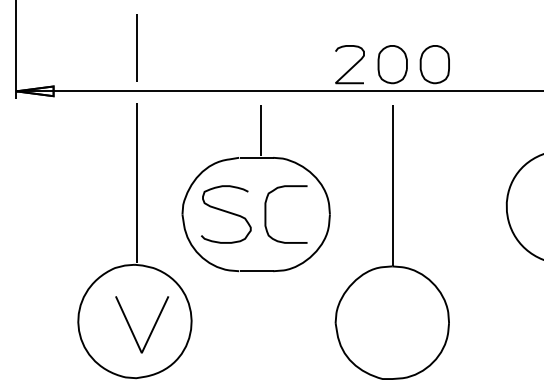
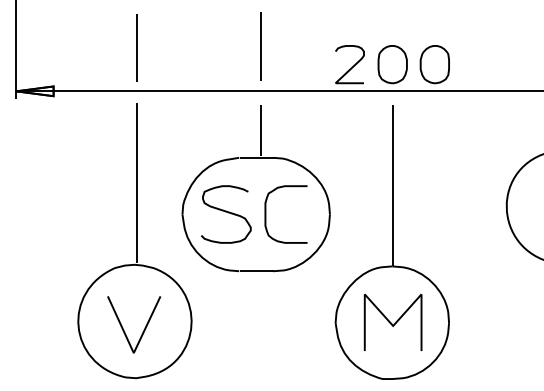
line: none -> present (260, 46)
curve: none -> present (391, 322)
curve position: (151, 329) -> (143, 329) (143, 329)
